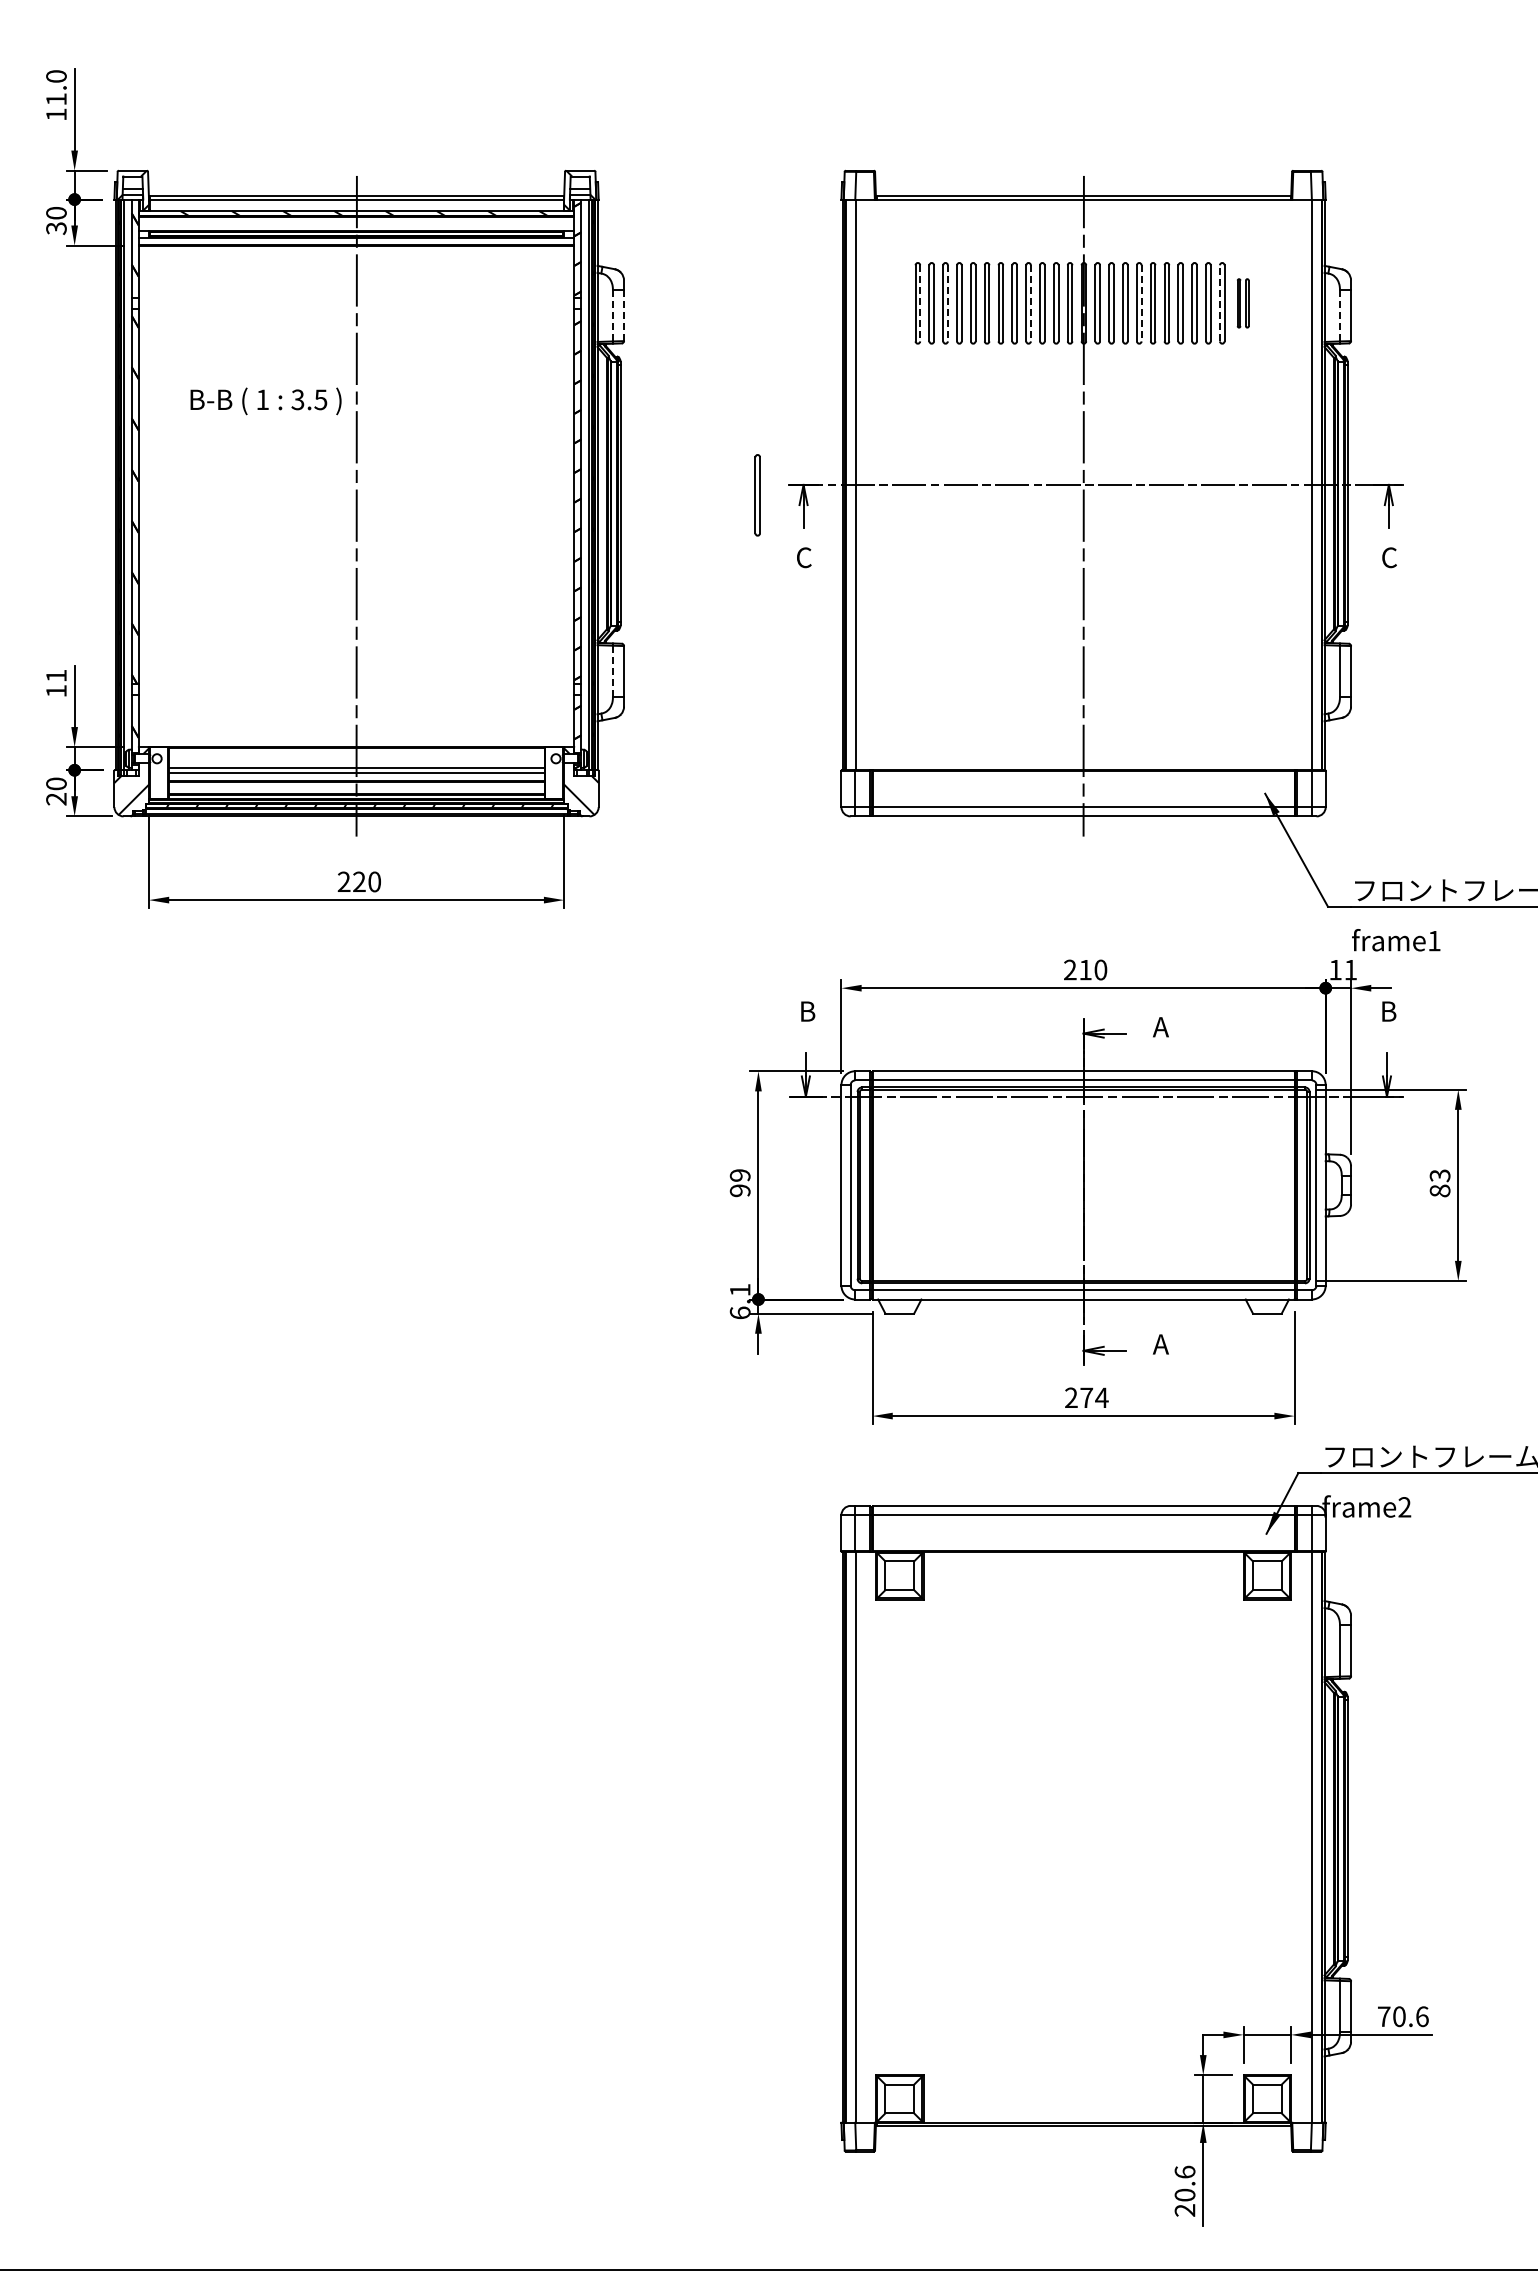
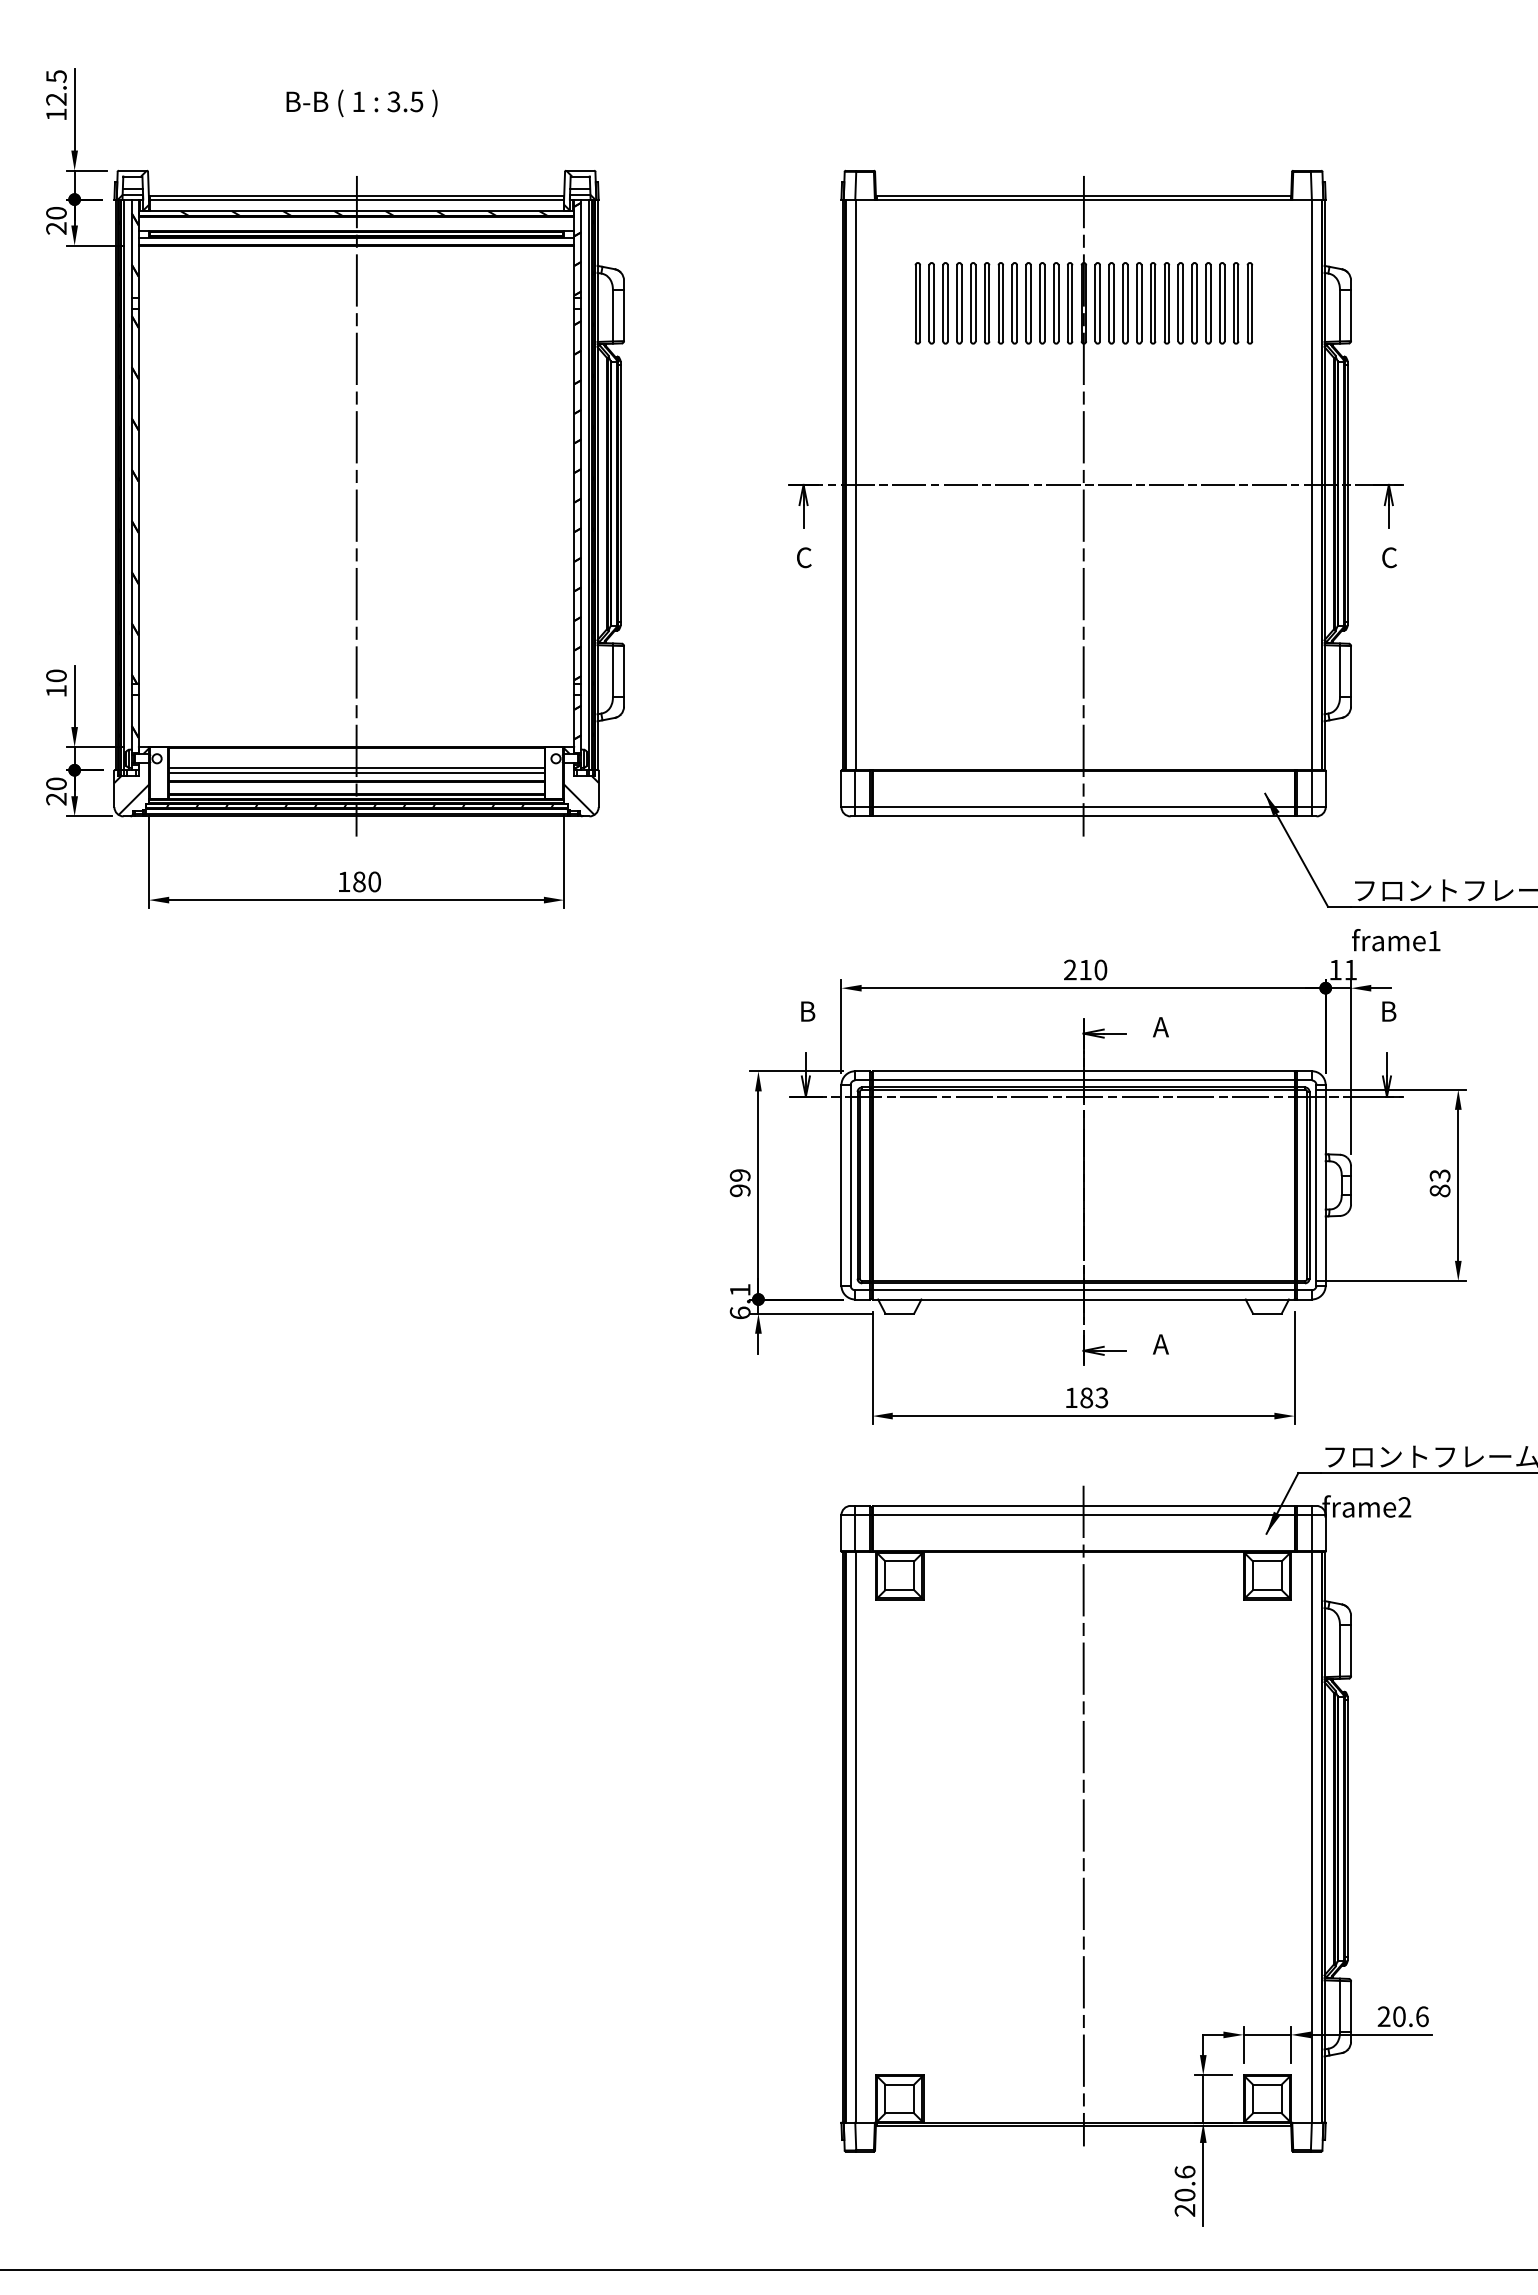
text: 11.0 -> 12.5 (56, 87)
text: 30 -> 20 (56, 228)
line: dashed -> solid (1219, 302)
line: dashed -> solid (920, 303)
line: dashed -> solid (947, 303)
line: dashed -> solid (1030, 303)
line: dashed -> solid (1141, 303)
part size: 14x51 px -> 21x83 px (1243, 303)
line: dashed -> solid (612, 315)
line: dashed -> solid (624, 315)
line: dashed -> solid (1339, 315)
text position: (265, 401) -> (361, 103) (361, 103)
part: present -> none (757, 495)
line: dashed -> solid (612, 671)
text: 11 -> 10 (56, 675)
text: 220 -> 180 (351, 881)
text: 274 -> 183 (1086, 1397)
line: none -> present (1083, 1815)
text: 70.6 -> 20.6 (1383, 2016)
